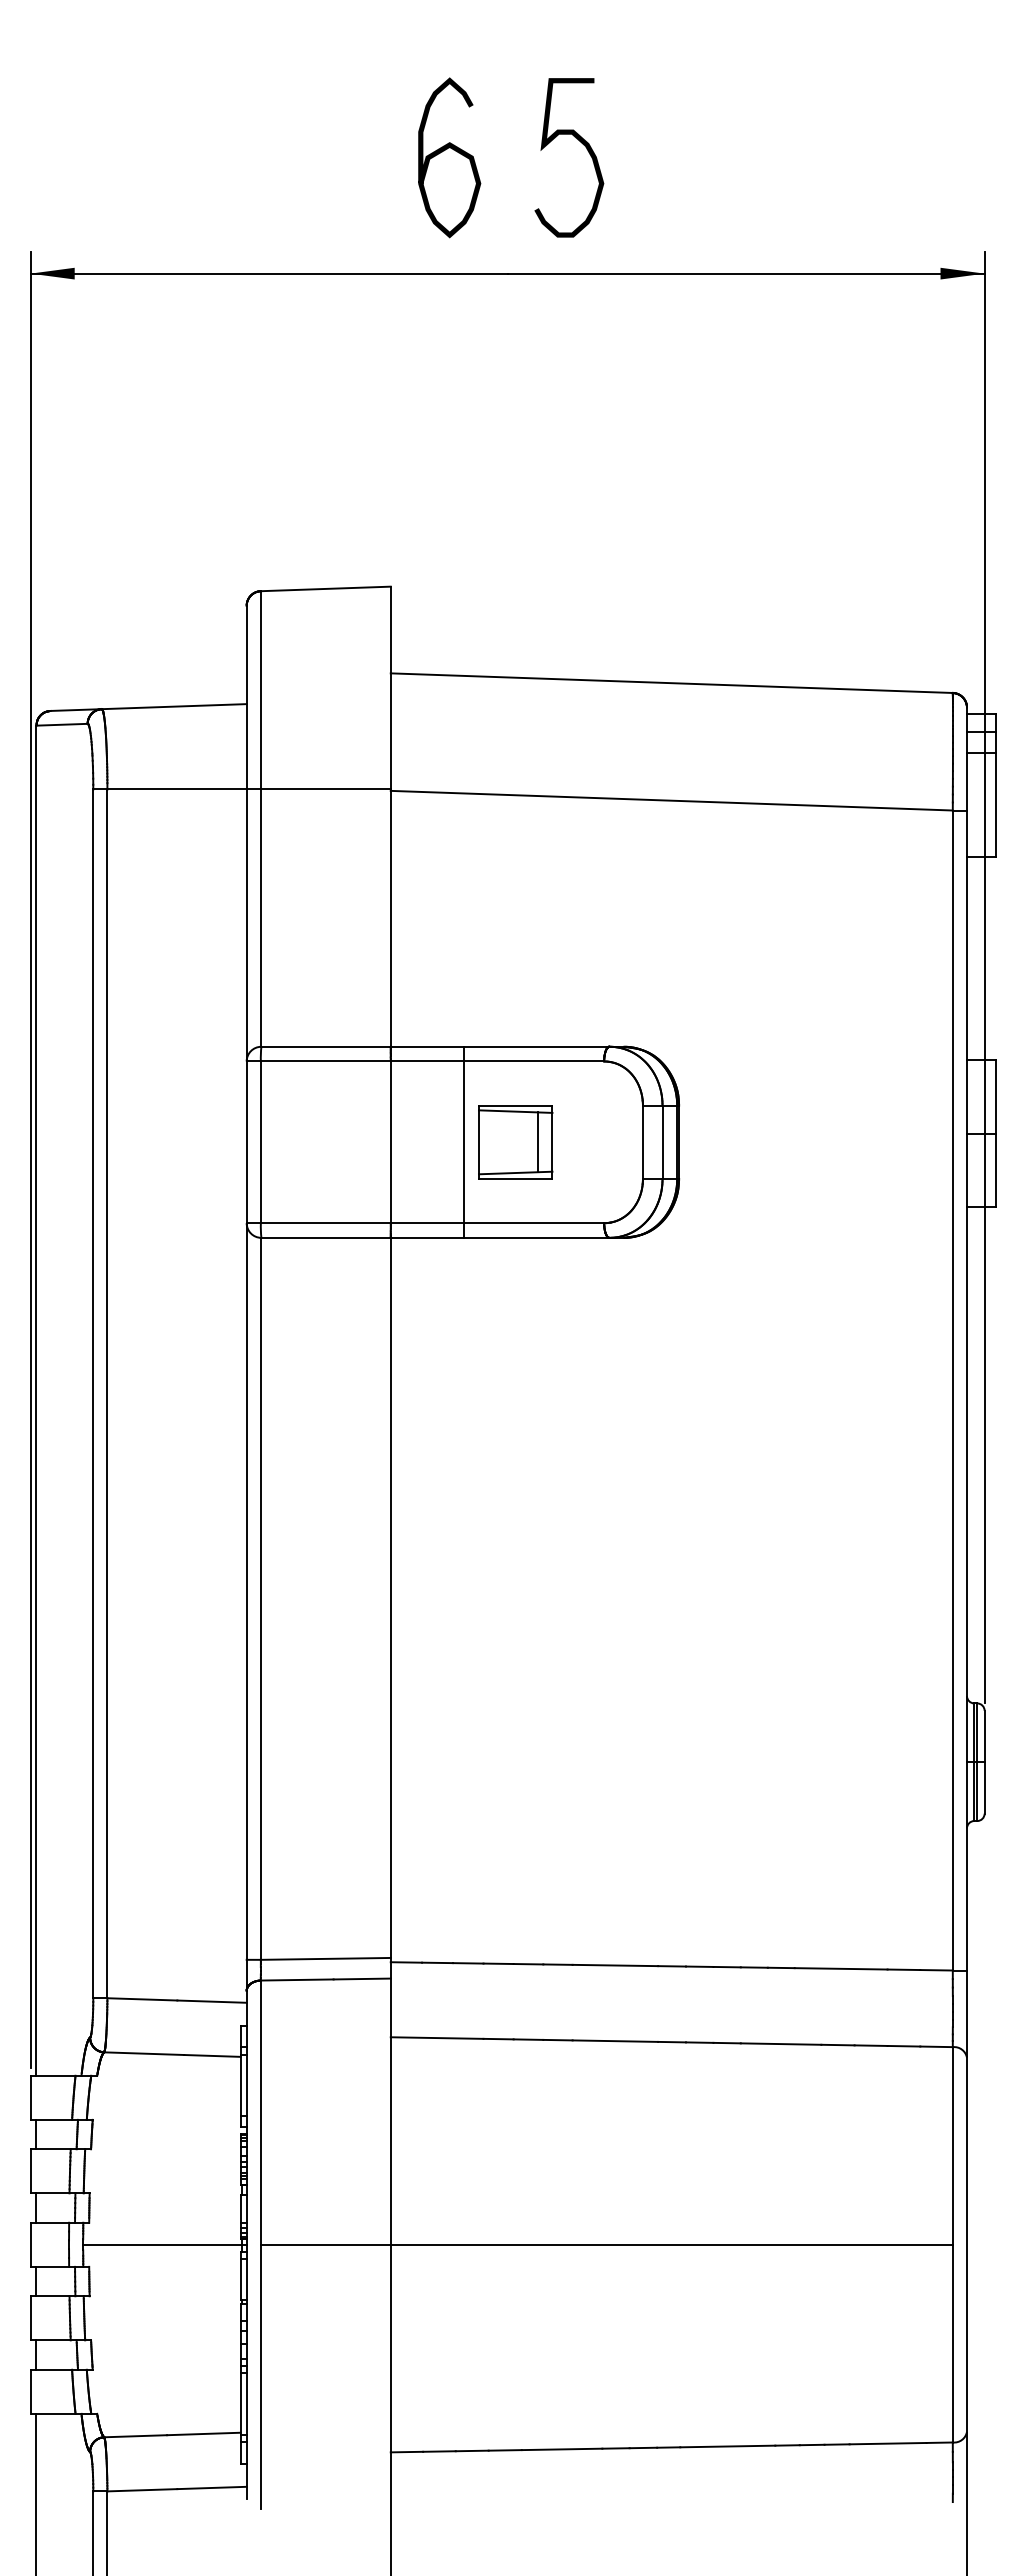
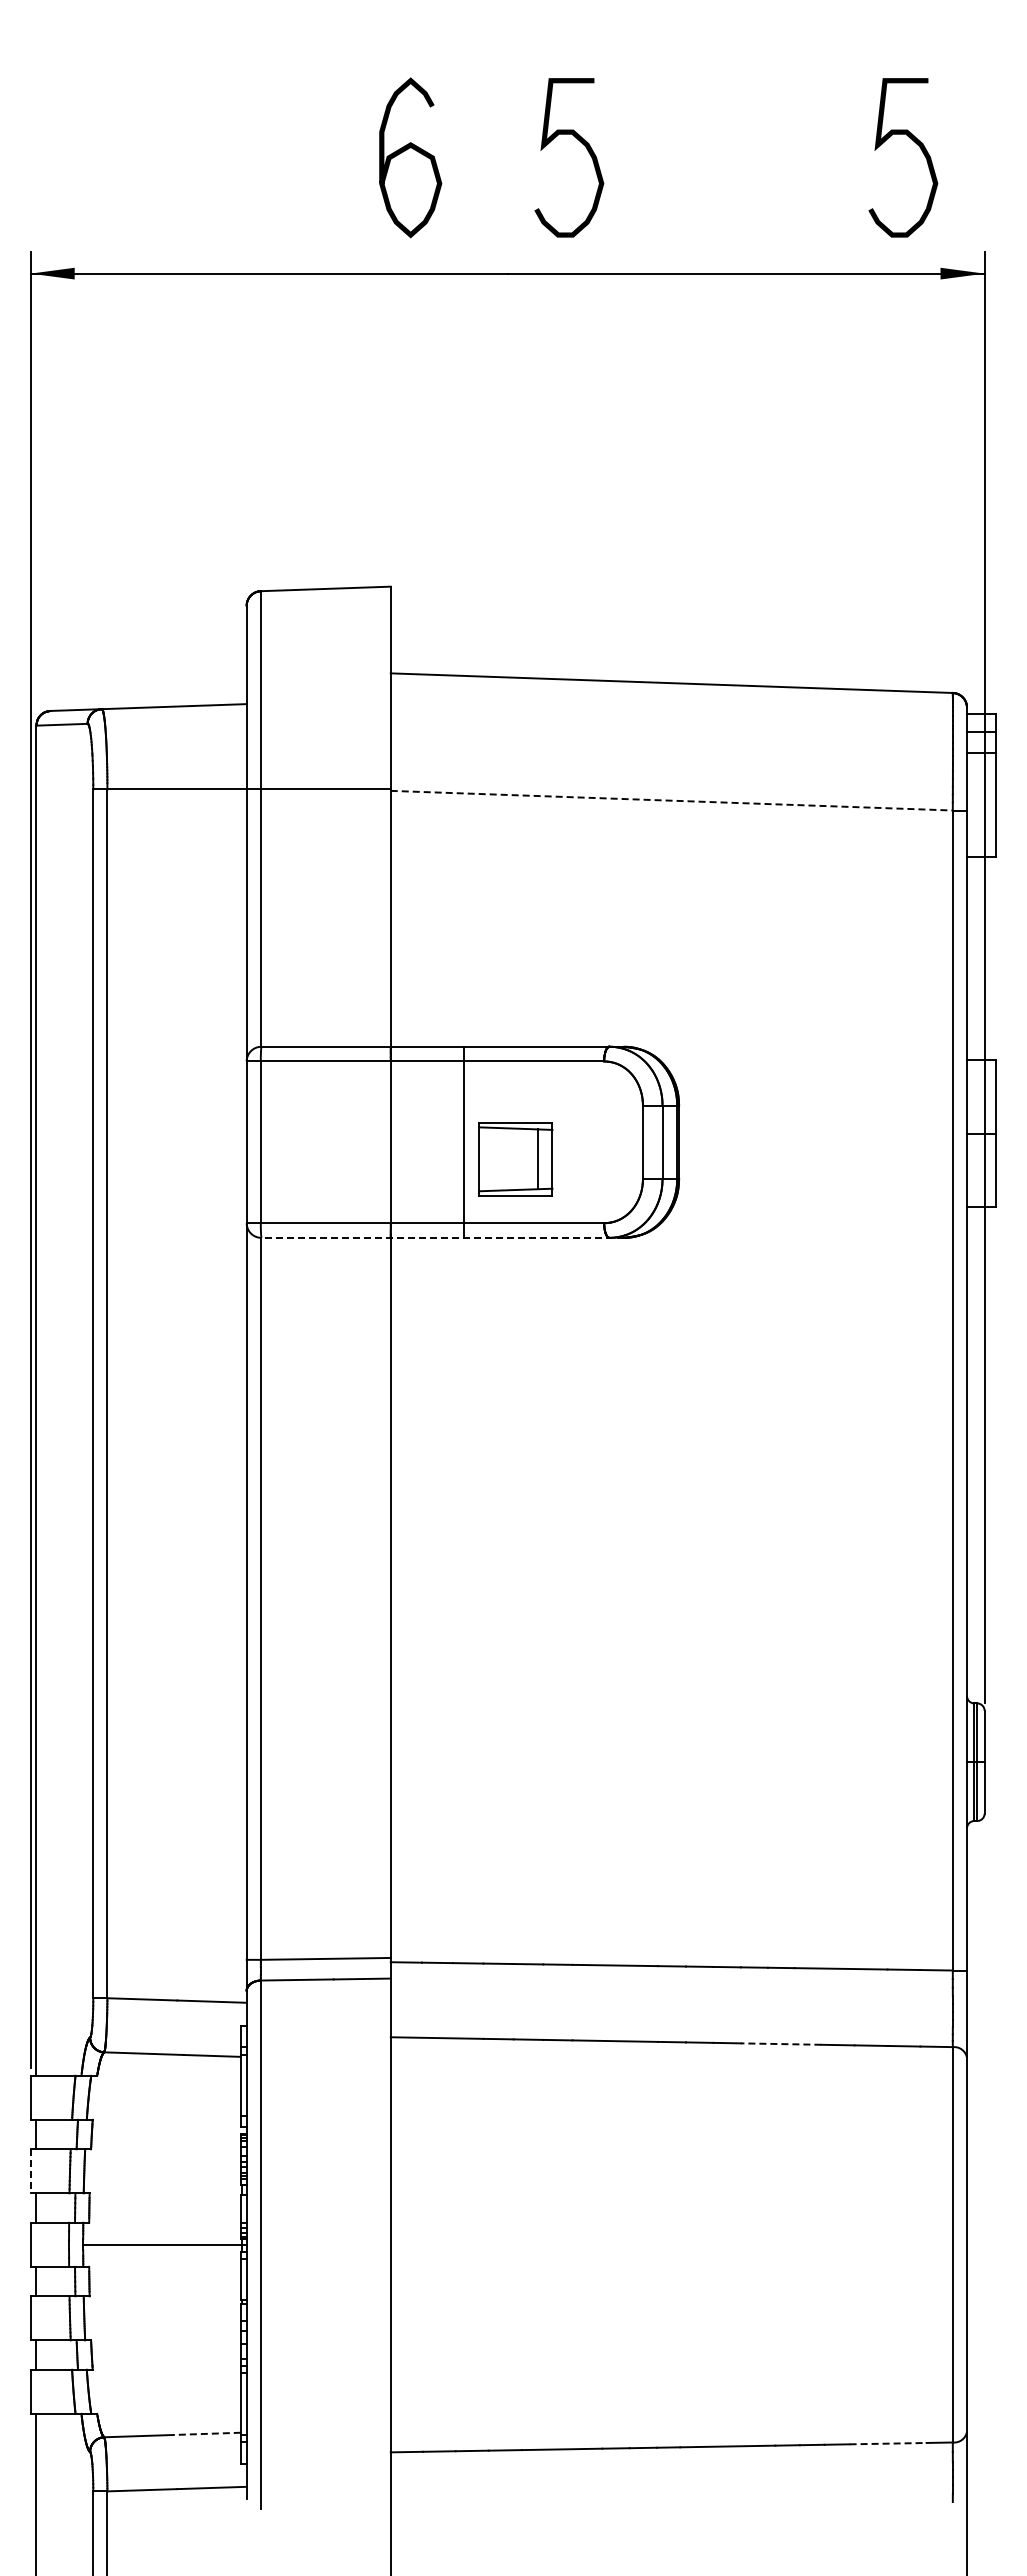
curve: none -> present (916, 144)
curve position: (444, 151) -> (405, 151) (405, 151)
line: solid -> dashed (672, 800)
part position: (515, 1142) -> (515, 1159) (515, 1159)
line: solid -> dashed (442, 1237)
line: solid -> dashed (780, 2044)
line: solid -> dashed (30, 2171)
line: present -> none (606, 2244)
line: solid -> dashed (203, 2433)
line: solid -> dashed (888, 2443)
